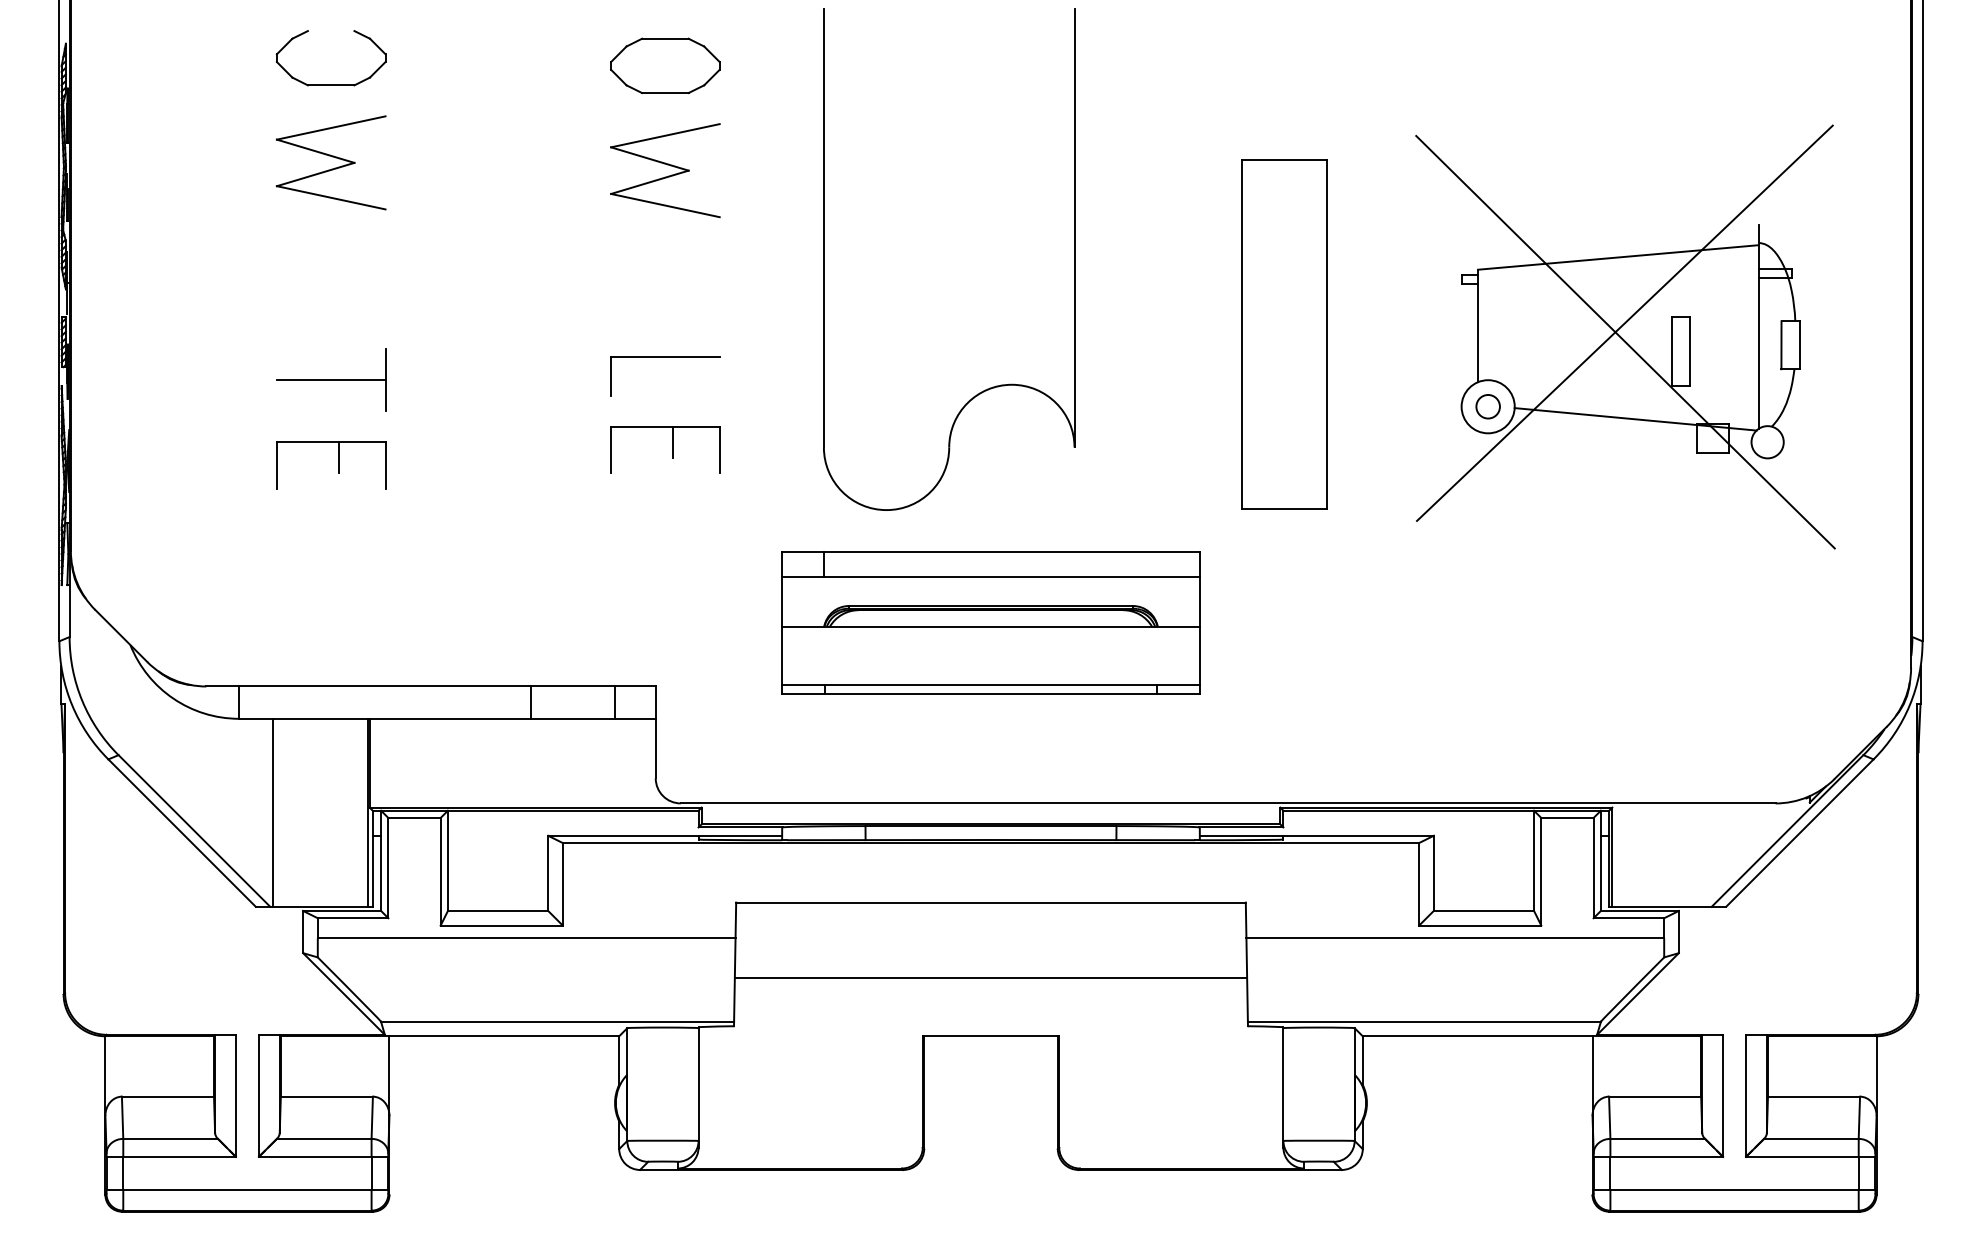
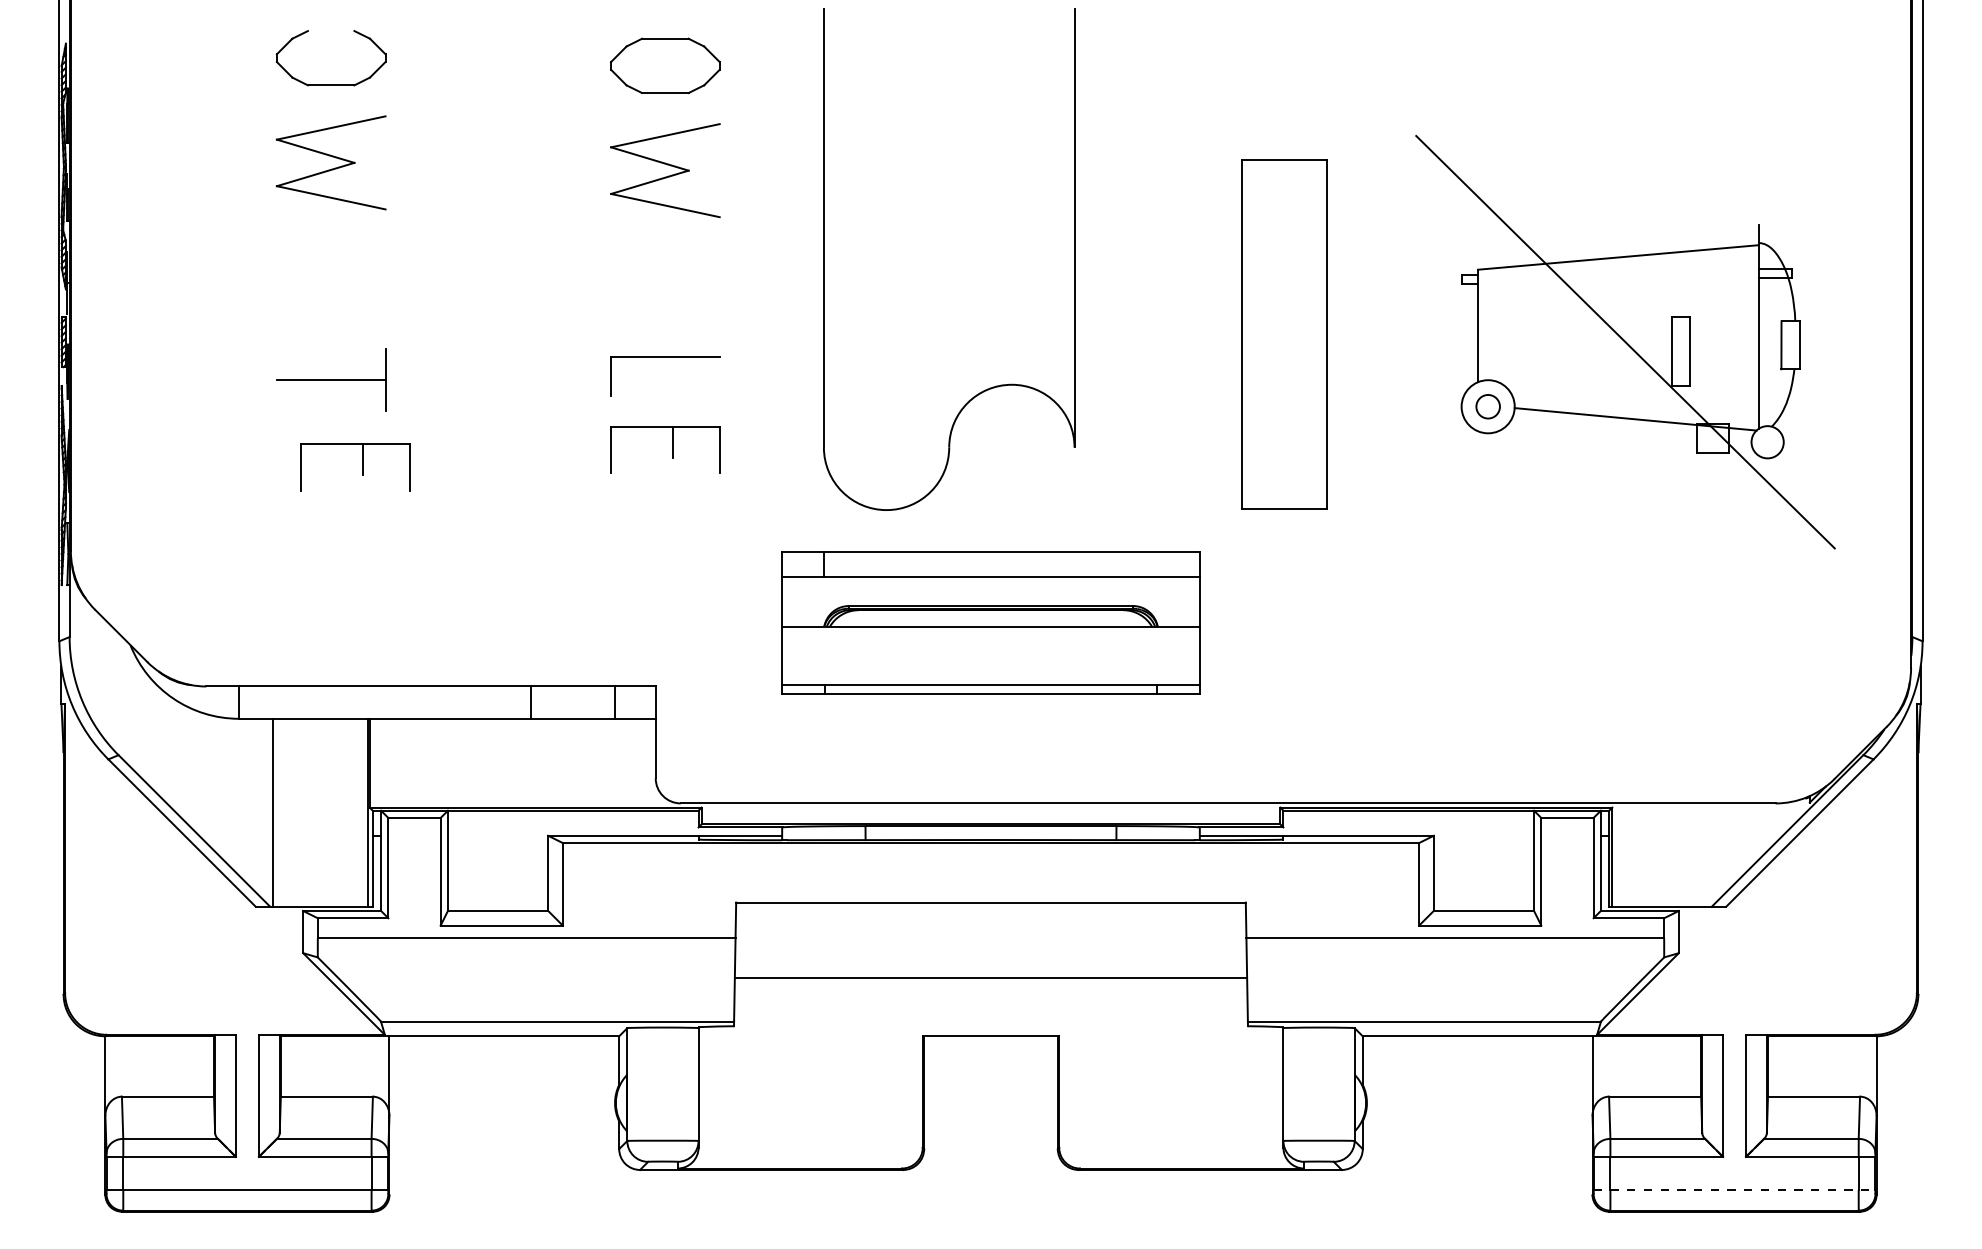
line: present -> none (1624, 322)
part position: (338, 465) -> (362, 467) (362, 467)
line: solid -> dashed (1734, 1189)
